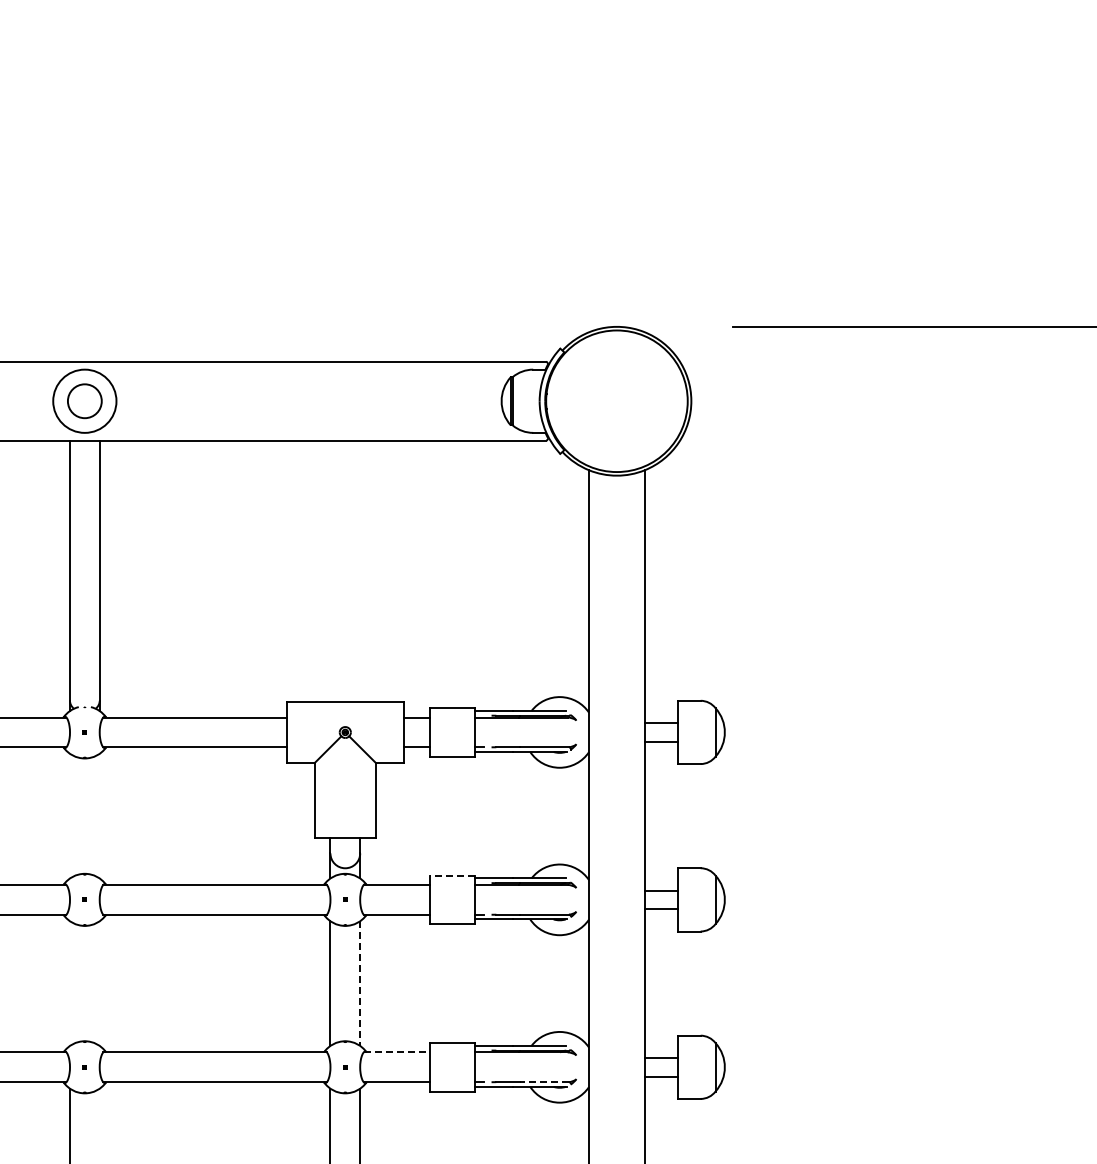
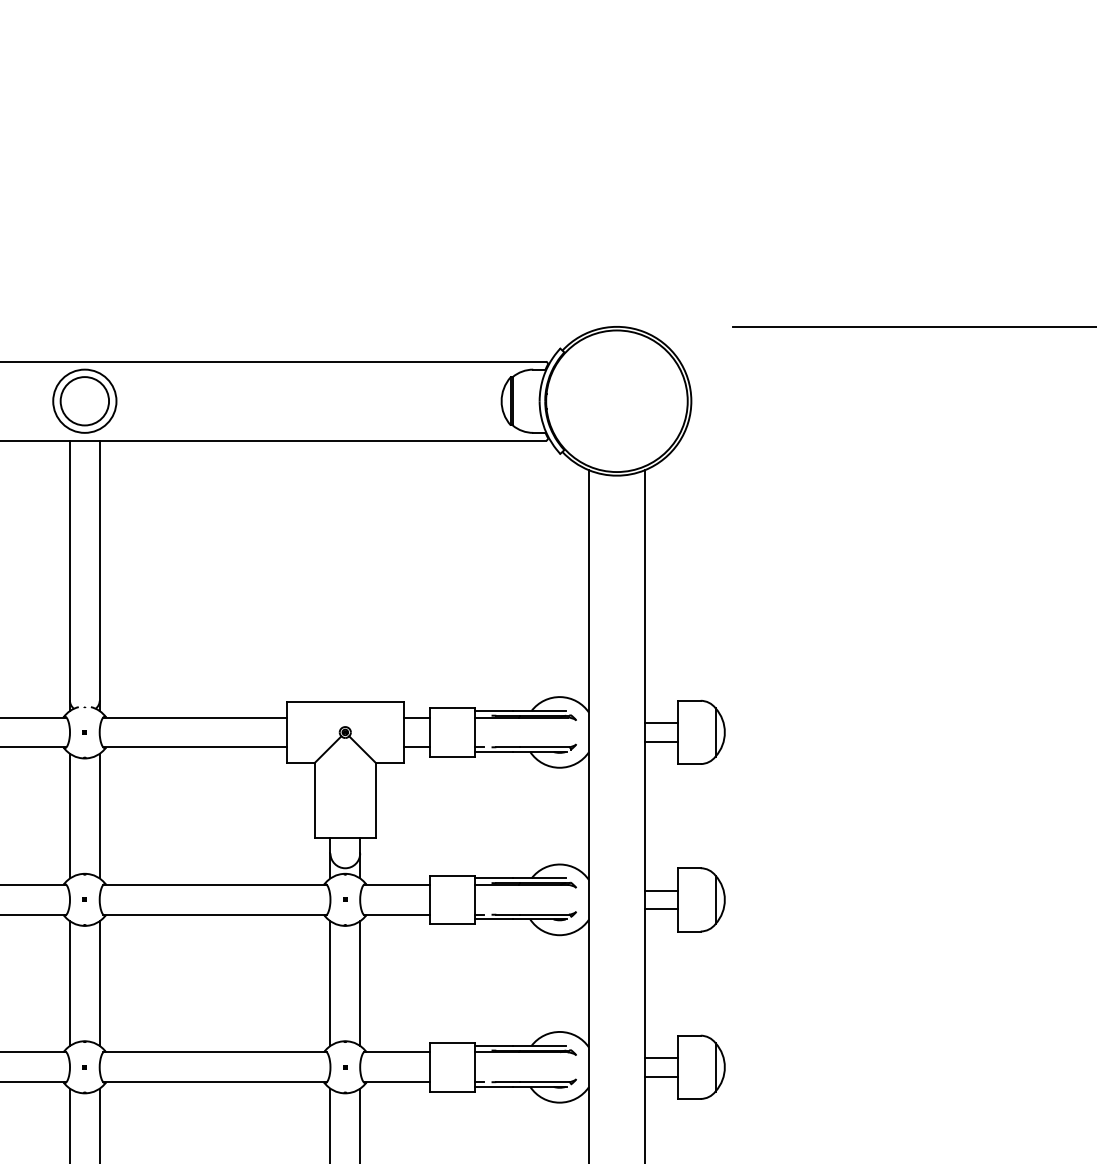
circle diameter: 34 px -> 48 px (84, 401)
line: none -> present (69, 815)
line: none -> present (99, 815)
line: dashed -> solid (451, 875)
line: none -> present (69, 983)
line: none -> present (99, 983)
line: dashed -> solid (360, 984)
line: dashed -> solid (397, 1052)
line: dashed -> solid (544, 1082)
line: none -> present (99, 1124)
